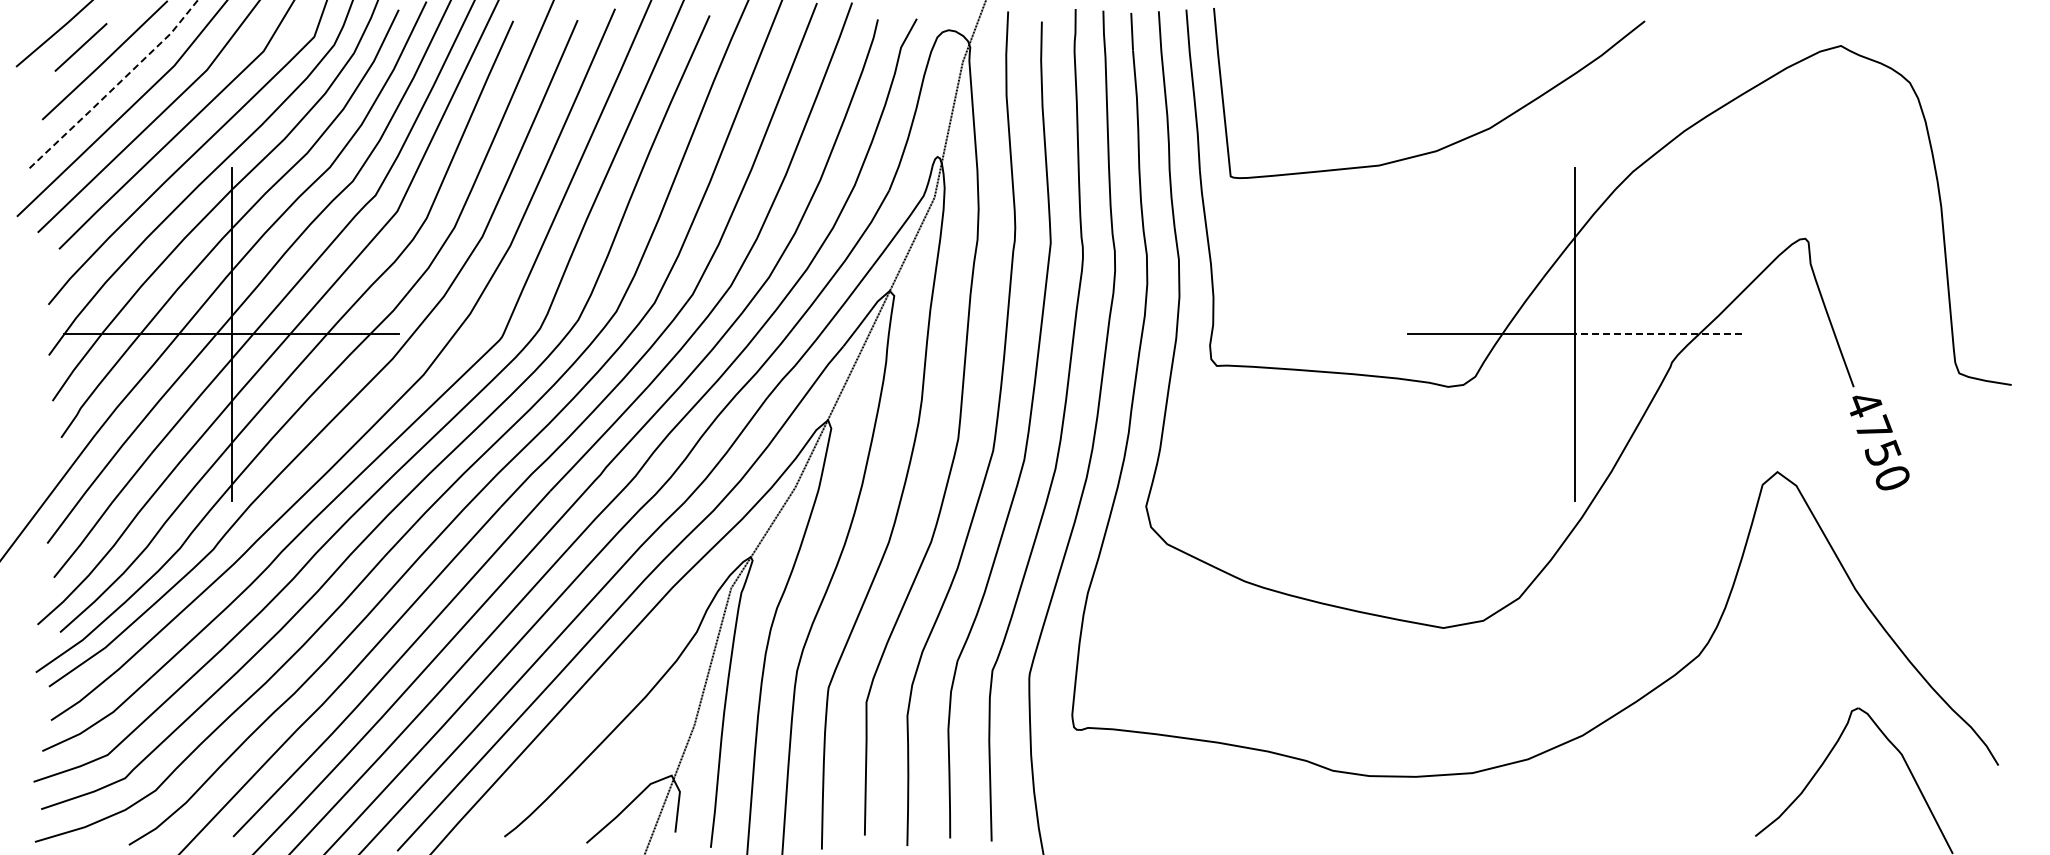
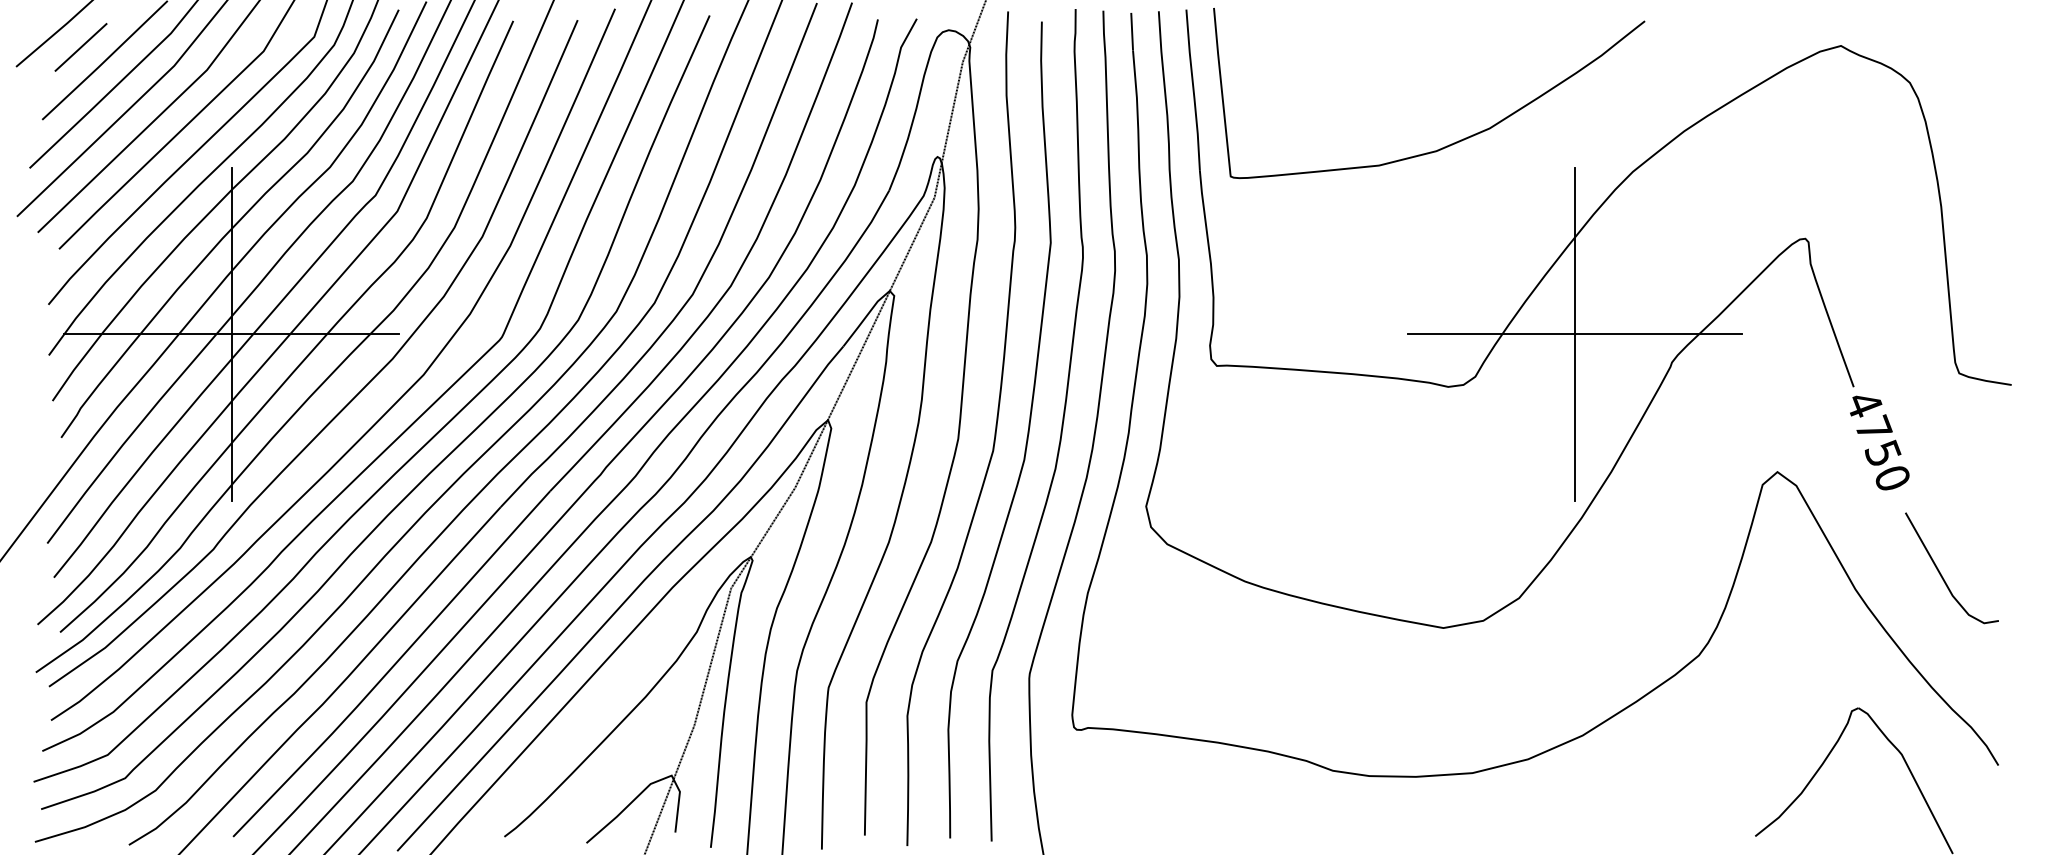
line: dashed -> solid (116, 85)
line: dashed -> solid (1658, 334)
line: none -> present (1941, 573)
